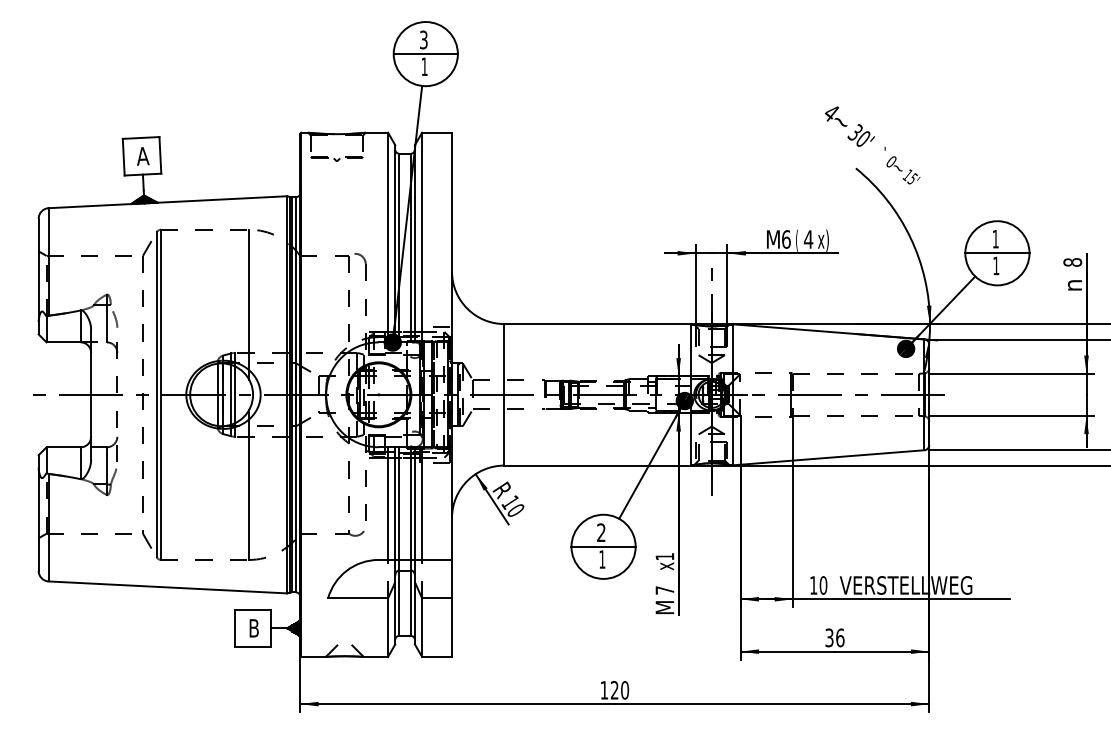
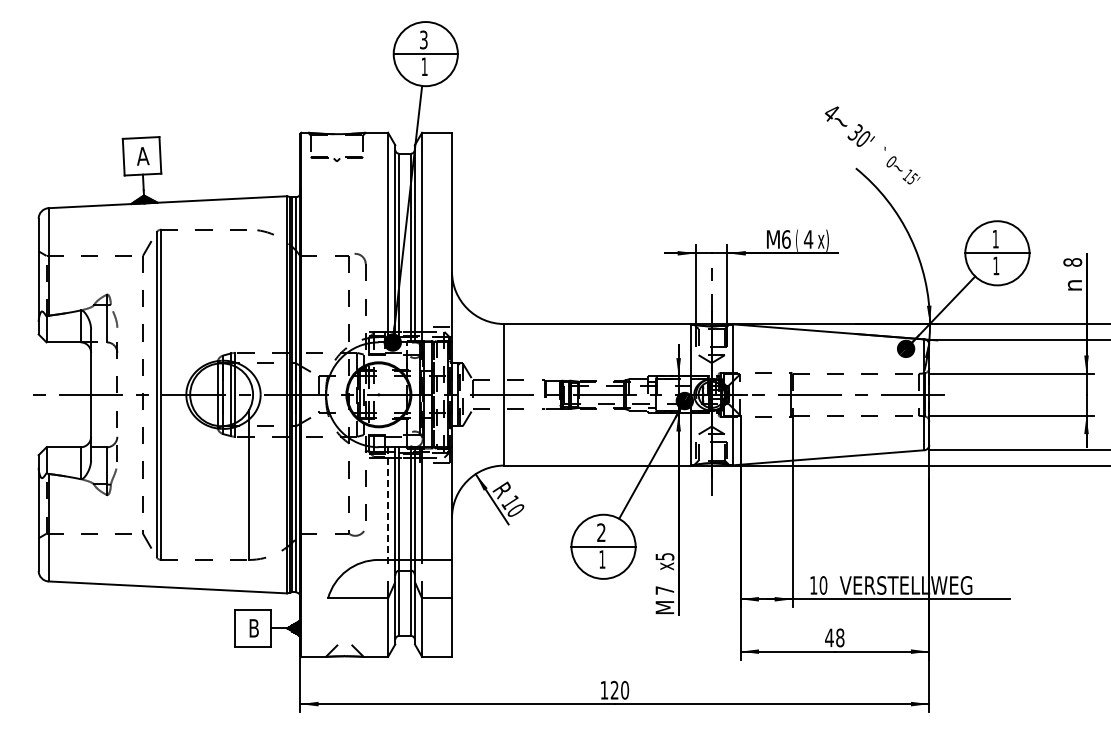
line: present -> none (249, 304)
line: solid -> dashed (388, 504)
text: x1 -> x5 (664, 556)
text: 36 -> 48 (834, 637)
